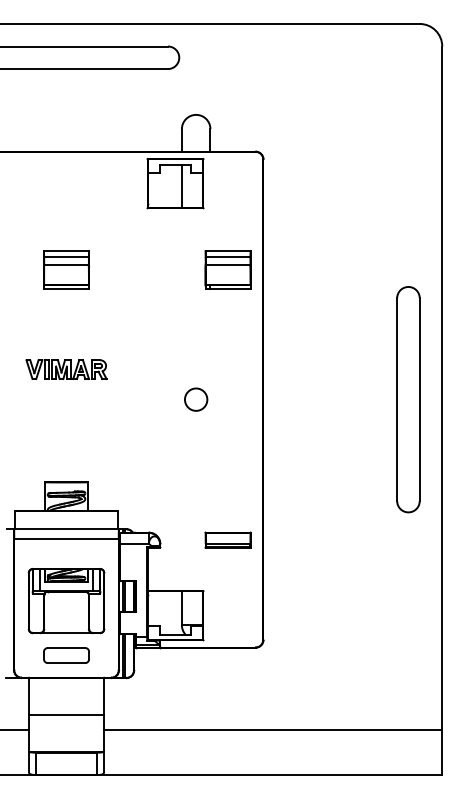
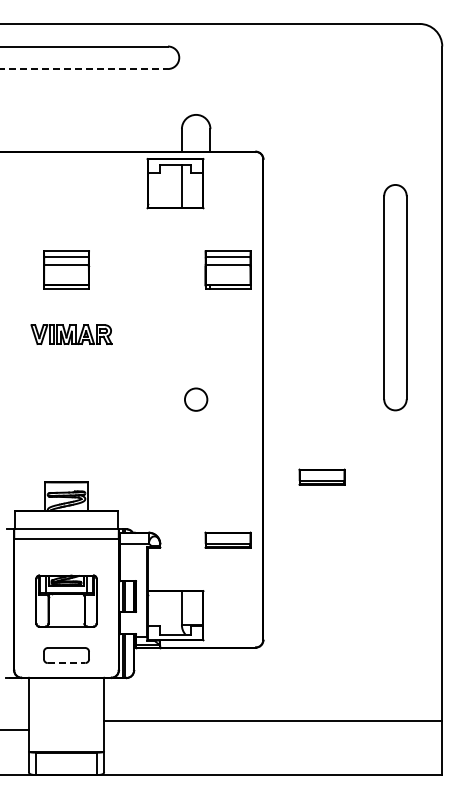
line: solid -> dashed (84, 69)
part position: (66, 369) -> (71, 334) (71, 334)
part position: (408, 399) -> (395, 297) (395, 297)
part: none -> present (321, 476)
part size: 79x67 px -> 63x54 px (66, 600)
line: solid -> dashed (66, 663)
line: present -> none (66, 715)
line position: (273, 730) -> (273, 721) (273, 721)
